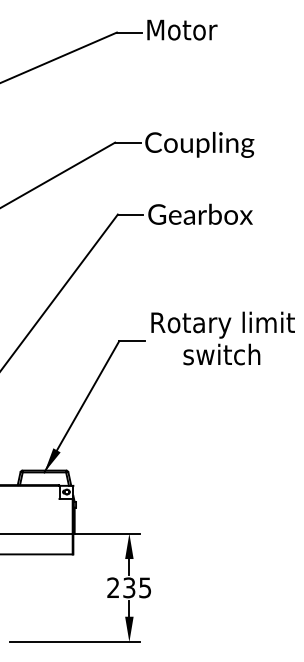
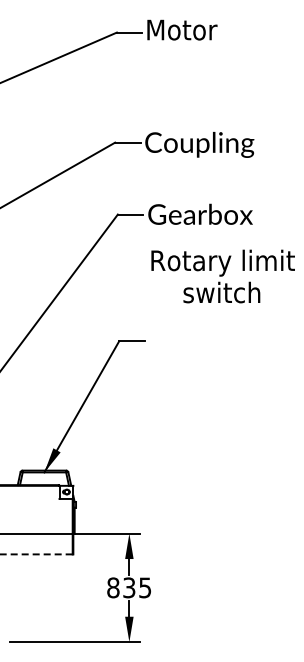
text position: (222, 338) -> (222, 276) (222, 276)
line: solid -> dashed (35, 554)
text: 235 -> 835 (113, 587)
